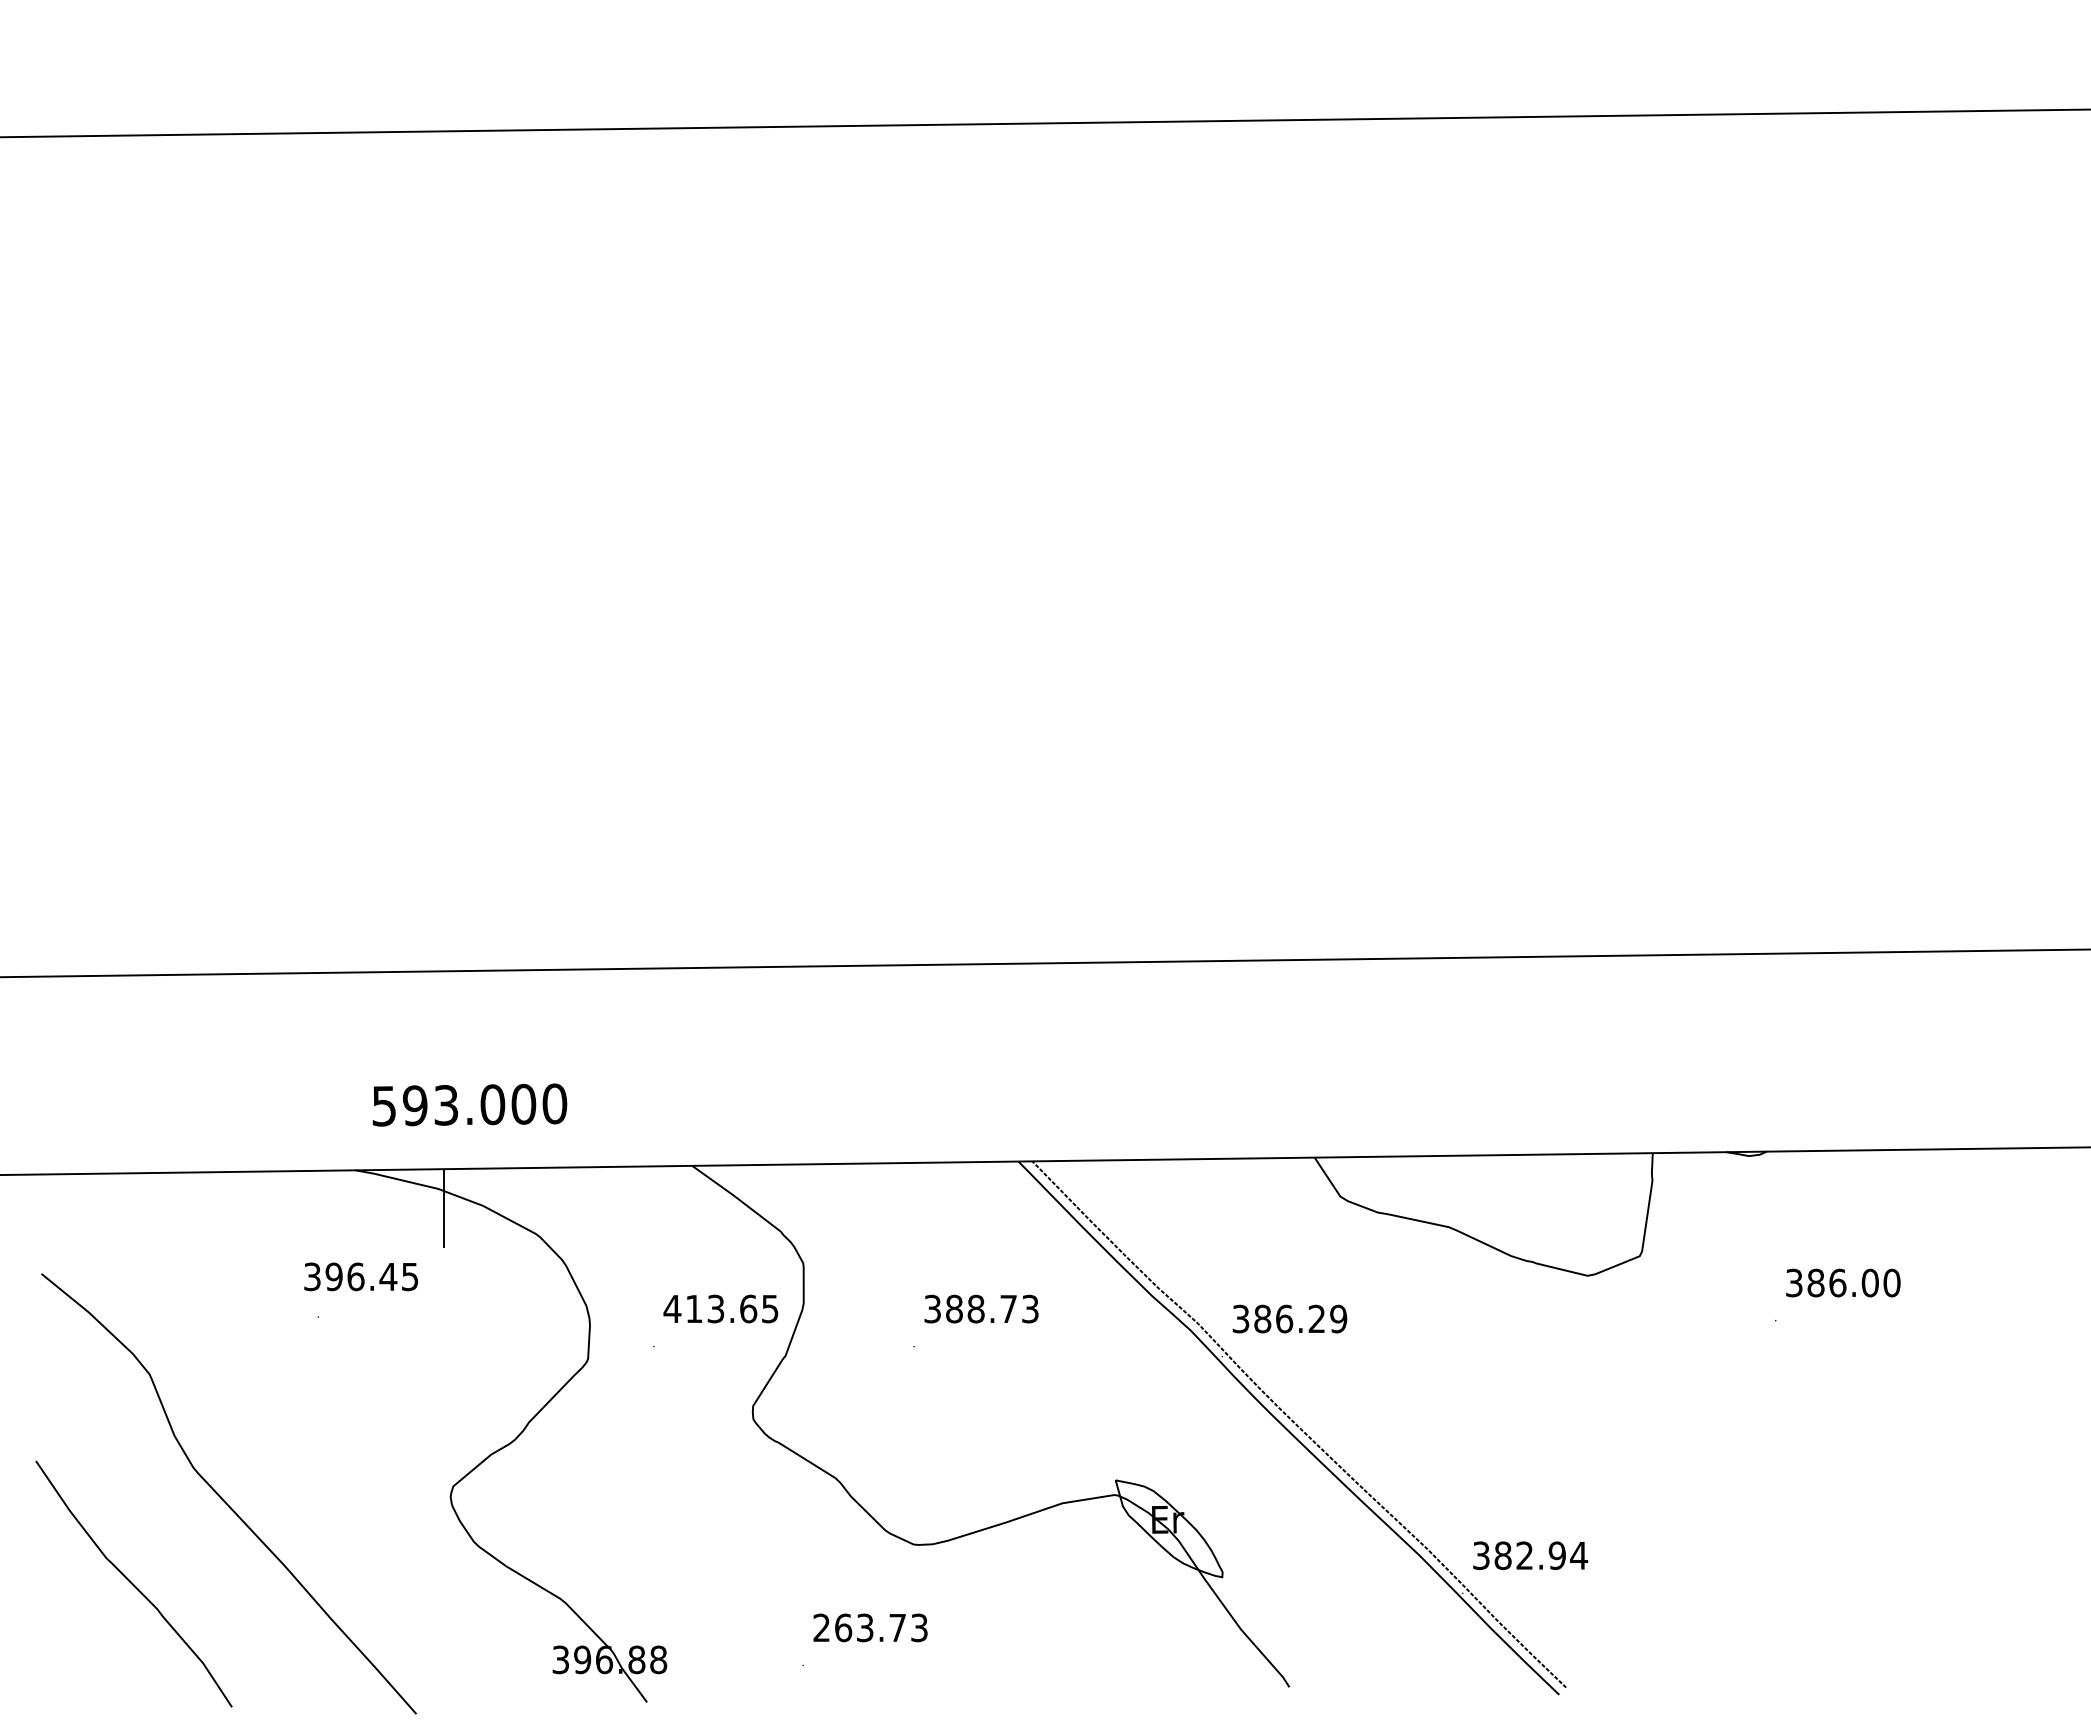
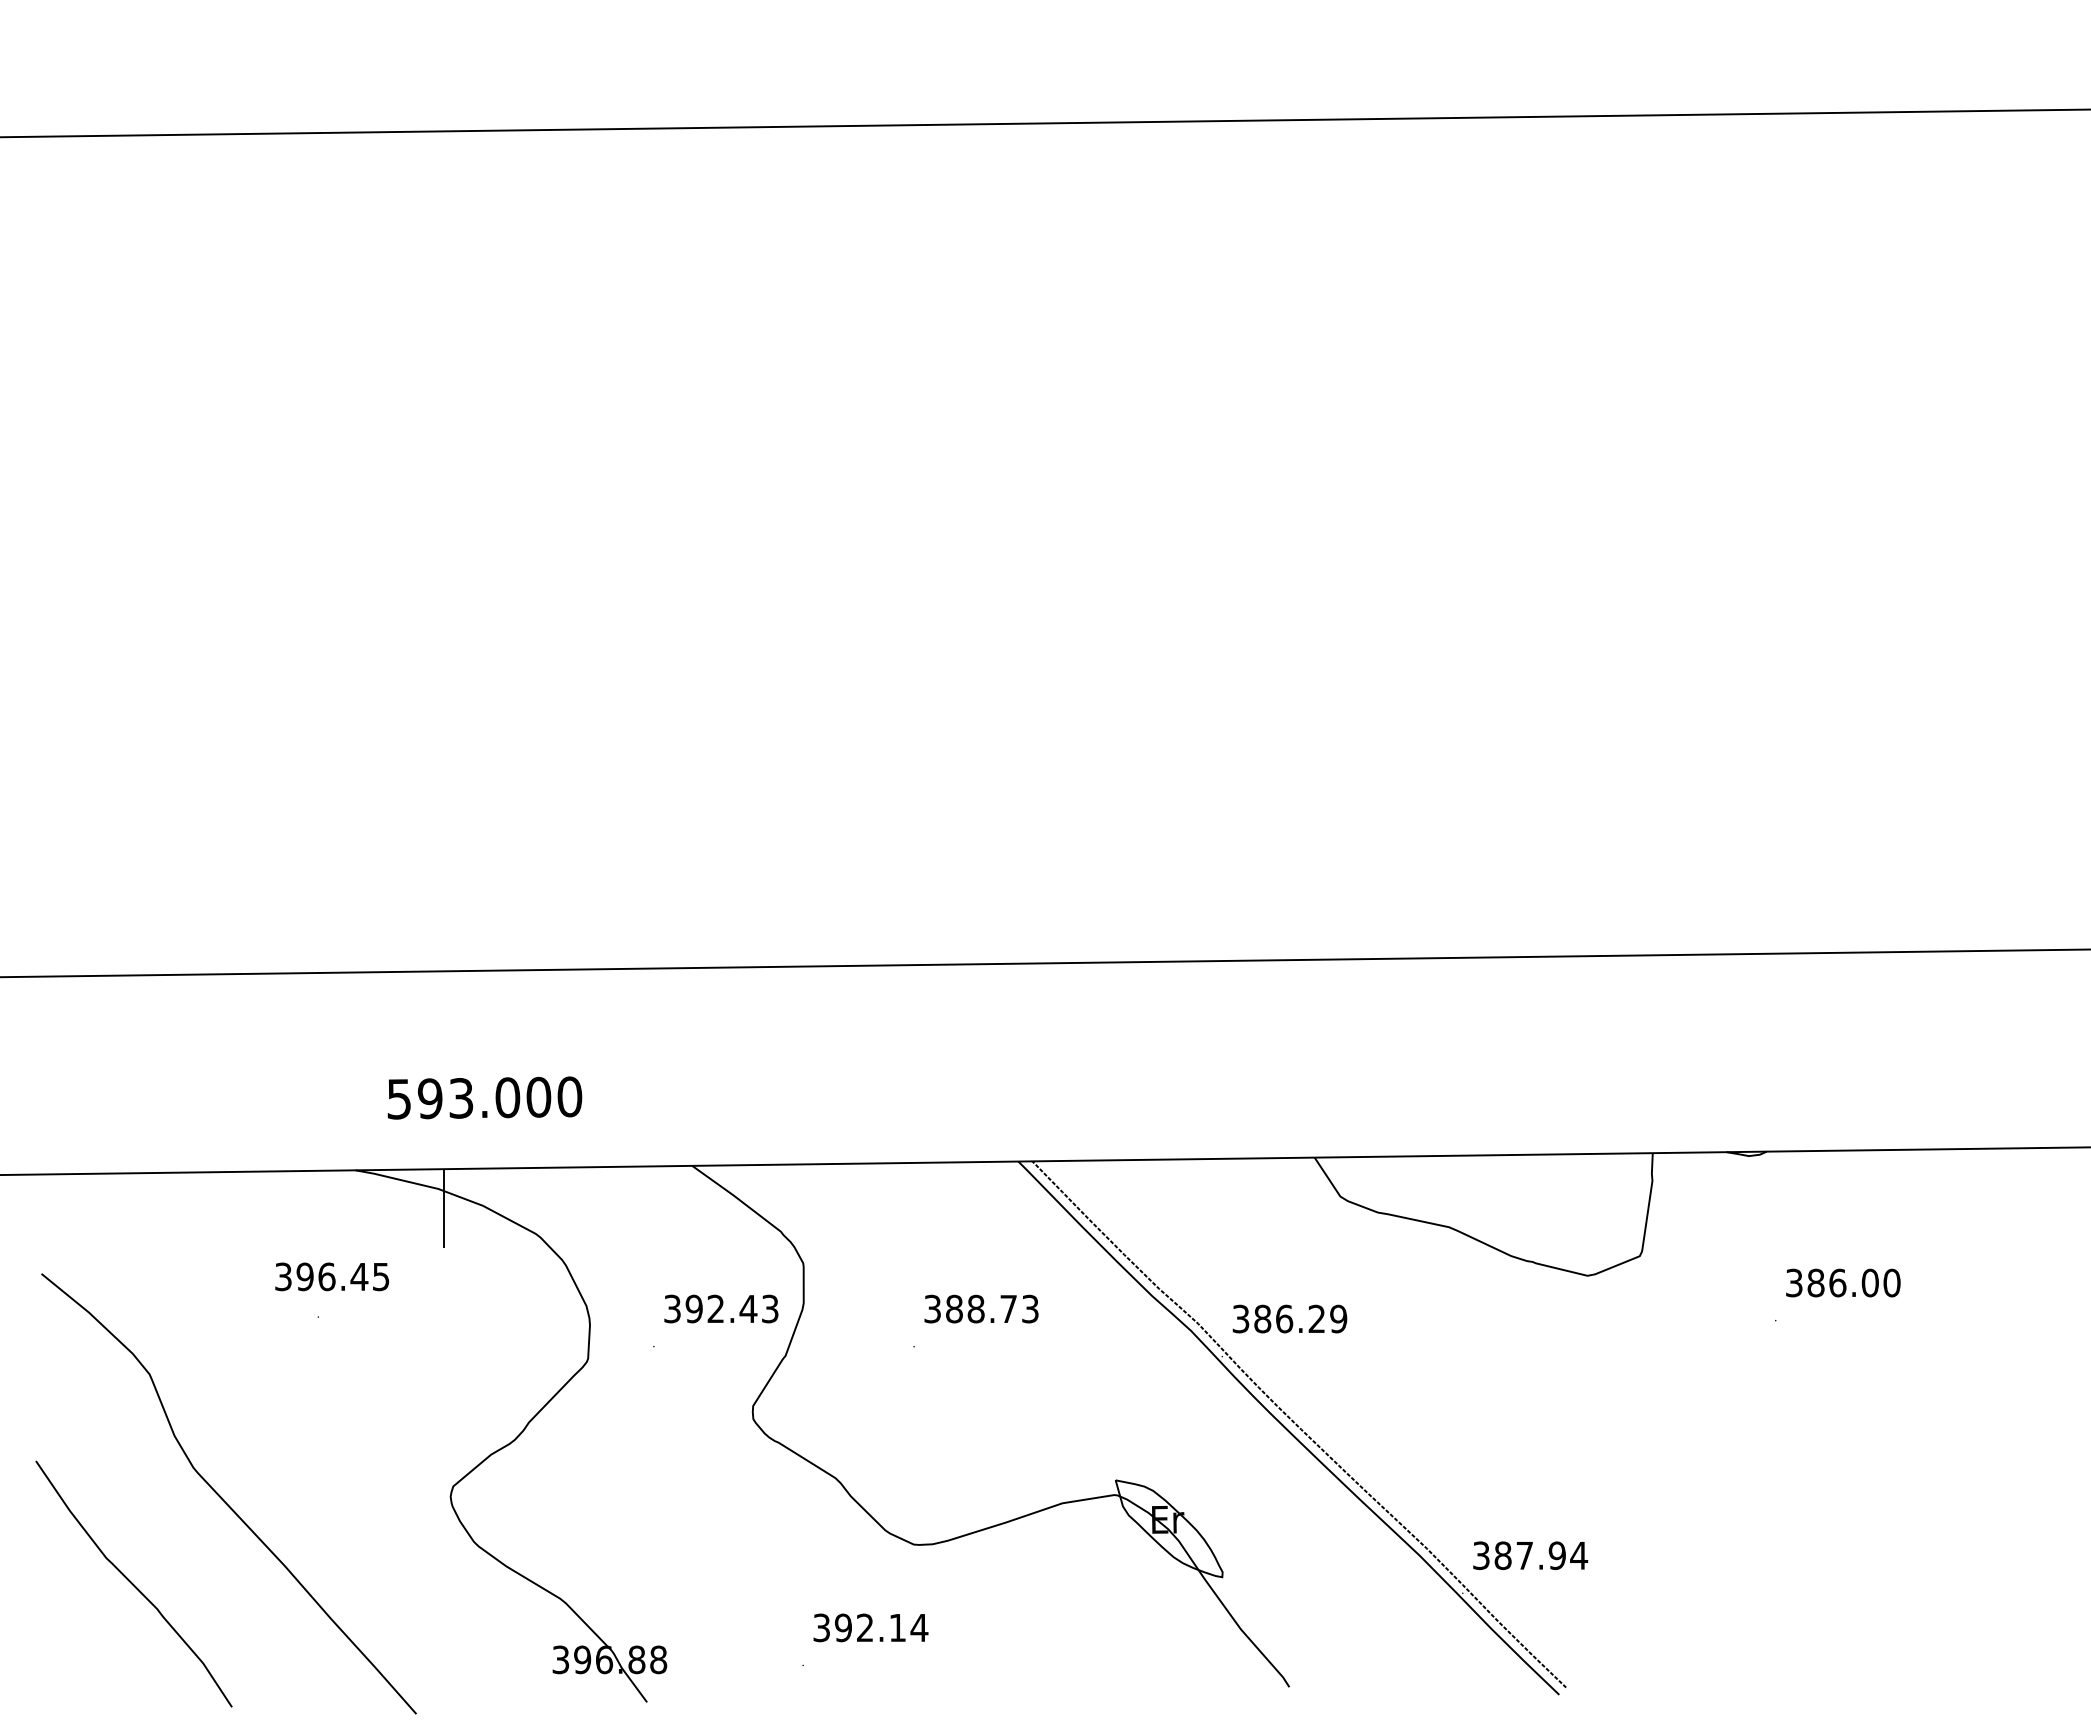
text position: (469, 1104) -> (484, 1097) (484, 1097)
text position: (361, 1276) -> (332, 1276) (332, 1276)
text: 413.65 -> 392.43 (720, 1308)
text: 382.94 -> 387.94 (1524, 1555)
text: 263.73 -> 392.14 (870, 1627)
